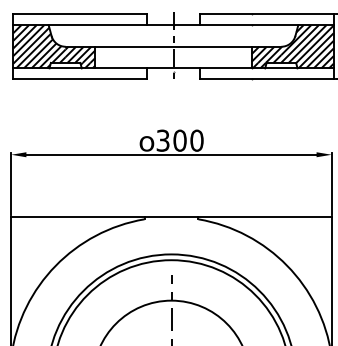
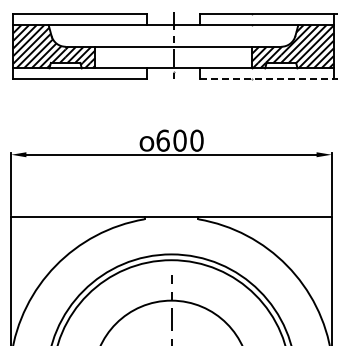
line: solid -> dashed (267, 79)
text: 300 -> 600 (162, 140)
